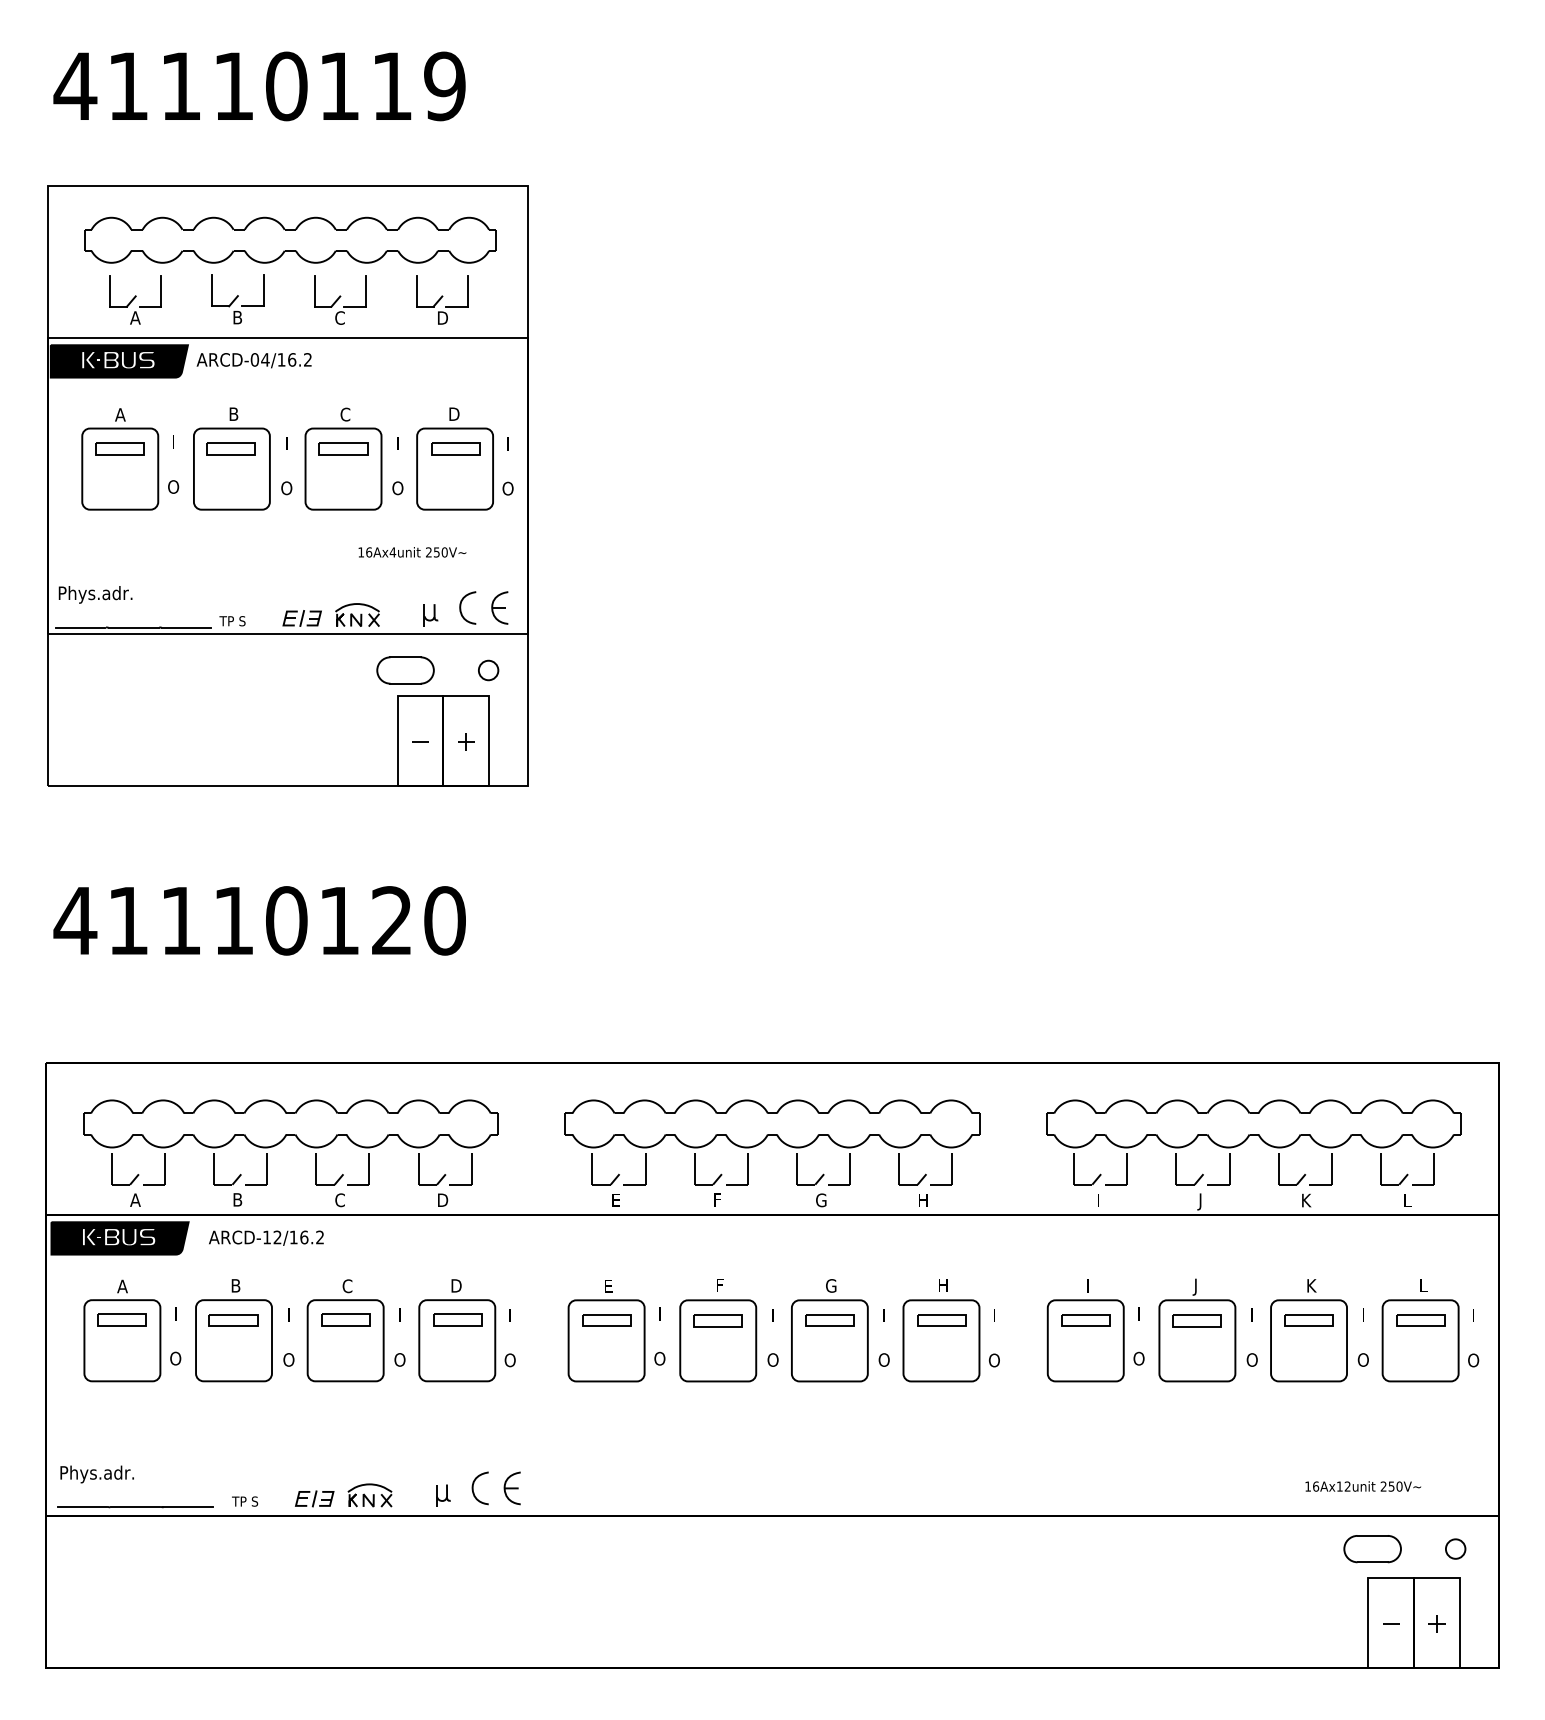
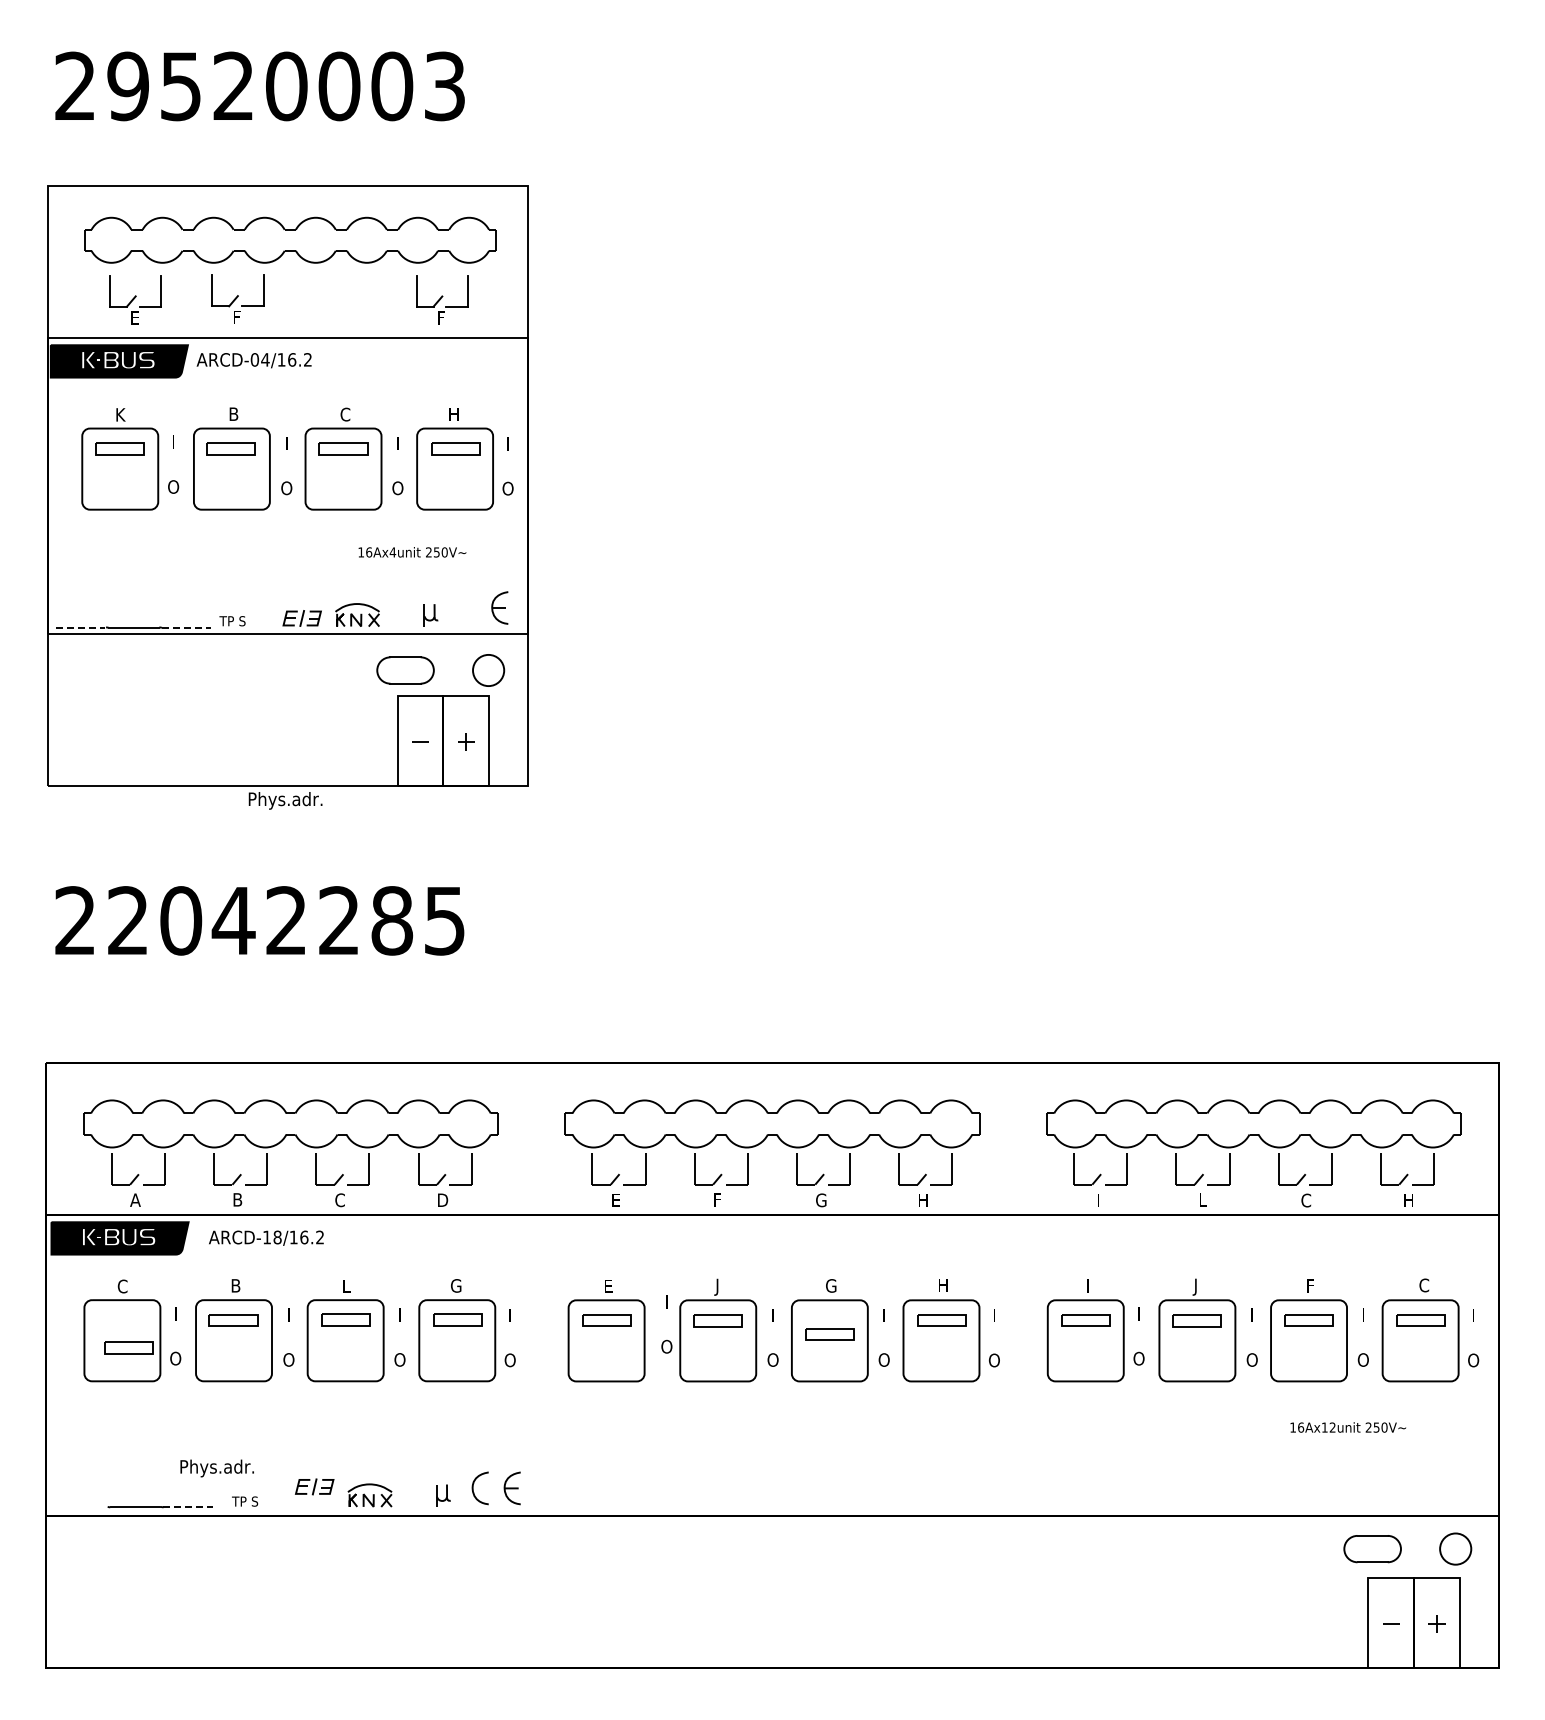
text: 41110119 -> 29520003 (259, 86)
part: present -> none (340, 299)
text: A -> E (135, 317)
text: B -> F (237, 317)
text: D -> F (442, 317)
text: D -> H (454, 413)
text: A -> K (120, 414)
text position: (95, 594) -> (285, 800) (285, 800)
curve: present -> none (461, 607)
line: solid -> dashed (80, 627)
line: solid -> dashed (186, 627)
circle diameter: 19 px -> 31 px (488, 670)
text: 41110120 -> 22042285 (259, 920)
text: K -> C (1306, 1200)
text: L -> H (1409, 1200)
text: J -> L (1201, 1201)
text: ARCD-12/16.2 -> ARCD-18/16.2 (277, 1237)
text: D -> G (456, 1285)
text: K -> F (1311, 1285)
text: L -> C (1424, 1285)
text: A -> C (122, 1286)
text: C -> L (347, 1286)
text: F -> J (718, 1286)
part position: (121, 1319) -> (128, 1347) (128, 1347)
part position: (829, 1320) -> (829, 1334) (829, 1334)
text position: (659, 1336) -> (666, 1324) (666, 1324)
text position: (96, 1474) -> (216, 1468) (216, 1468)
text position: (1363, 1486) -> (1348, 1427) (1348, 1427)
part position: (314, 1498) -> (314, 1486) (314, 1486)
line: present -> none (82, 1507)
line: solid -> dashed (188, 1507)
circle diameter: 19 px -> 31 px (1455, 1548)
